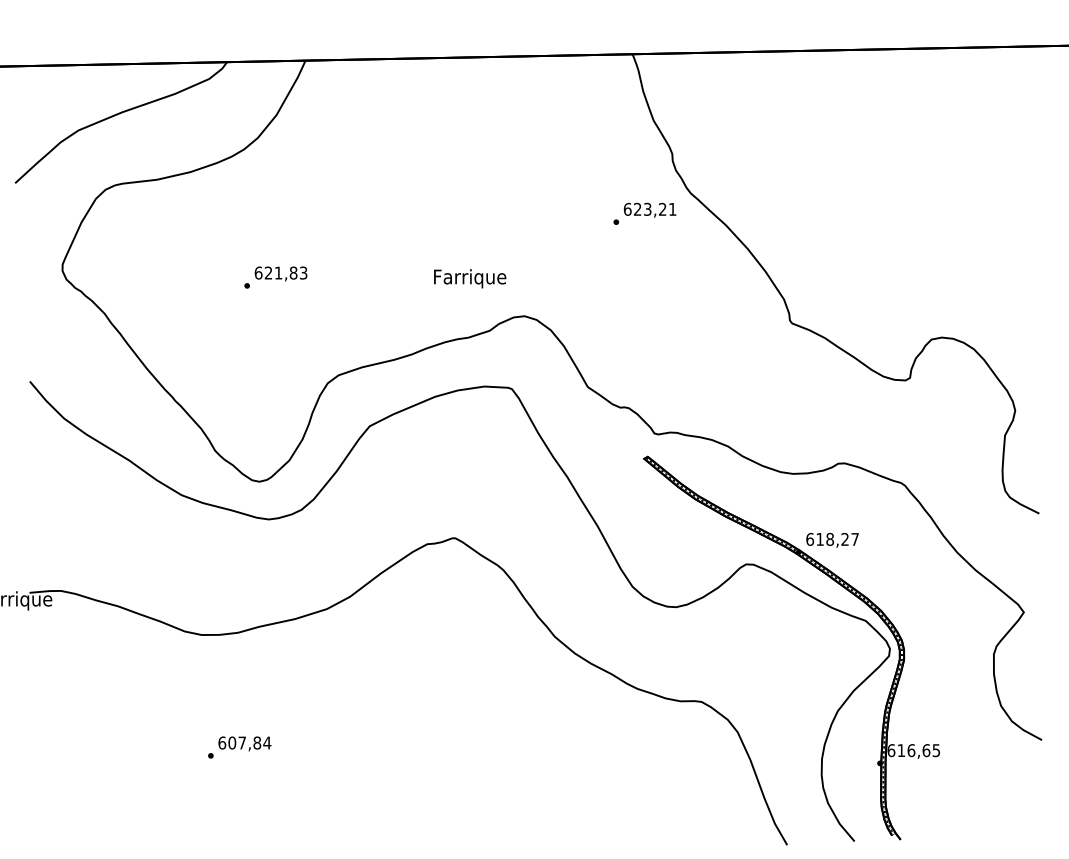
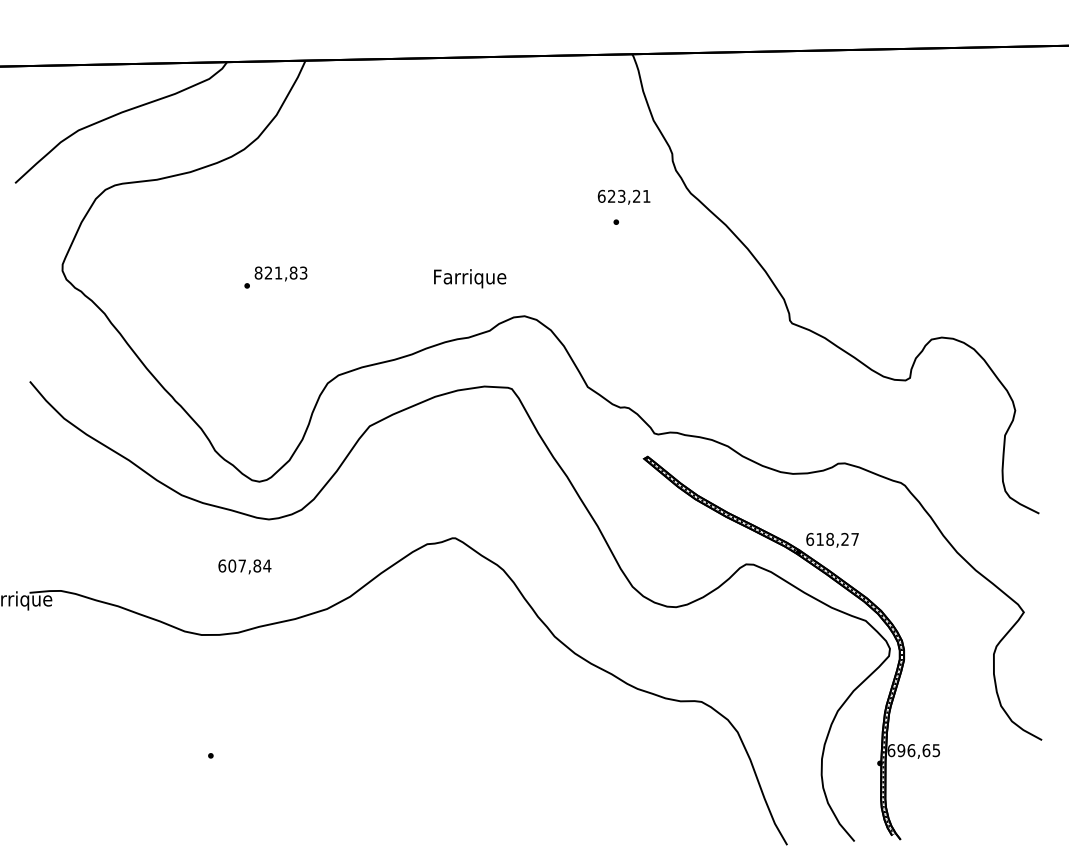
text position: (649, 209) -> (623, 196) (623, 196)
text: 621,83 -> 821,83 (258, 272)
text position: (244, 743) -> (244, 566) (244, 566)
text: 616,65 -> 696,65 (901, 750)
